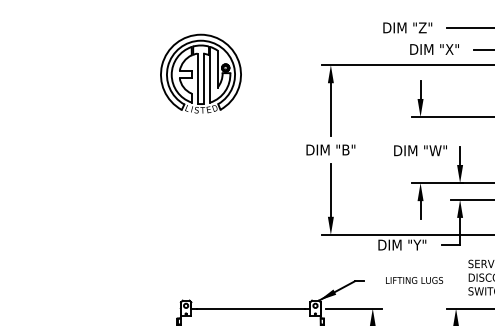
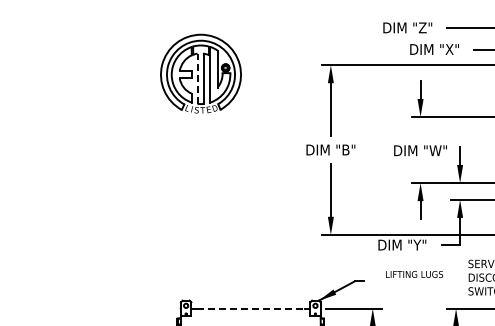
line: solid -> dashed (197, 78)
text position: (414, 280) -> (414, 274) (414, 274)
line: solid -> dashed (250, 308)
